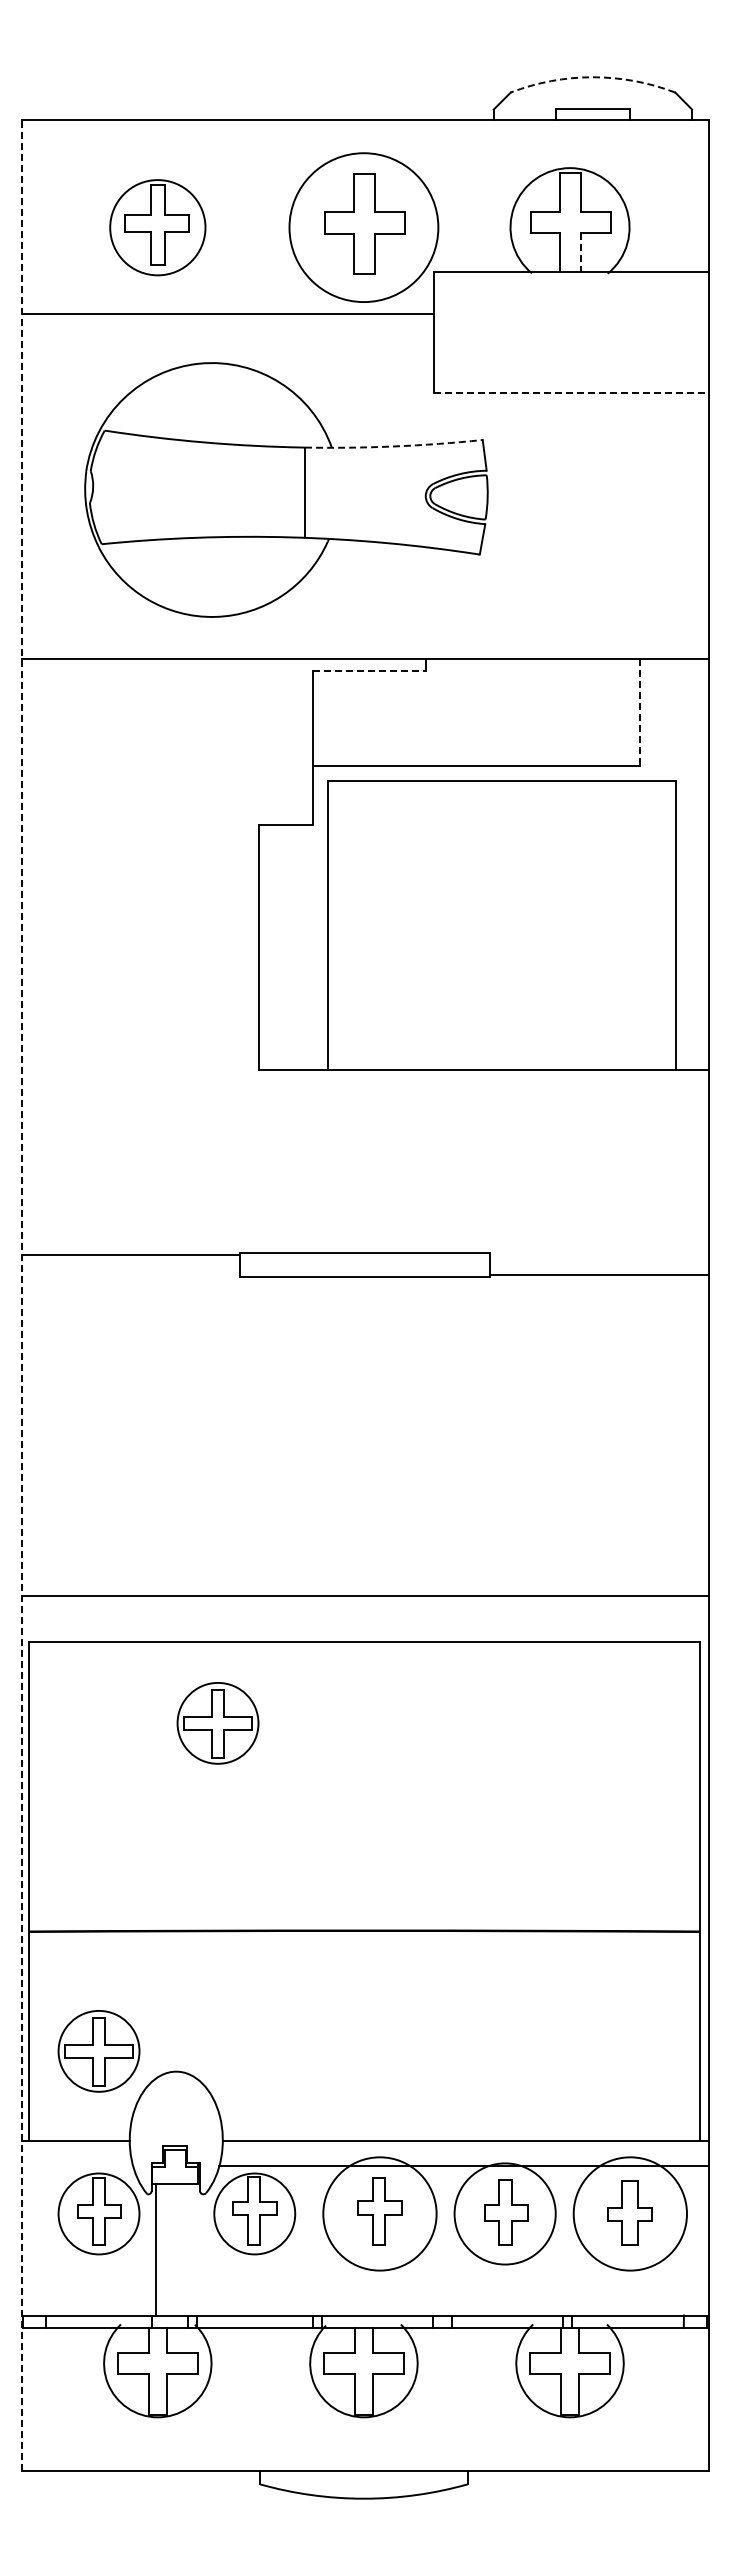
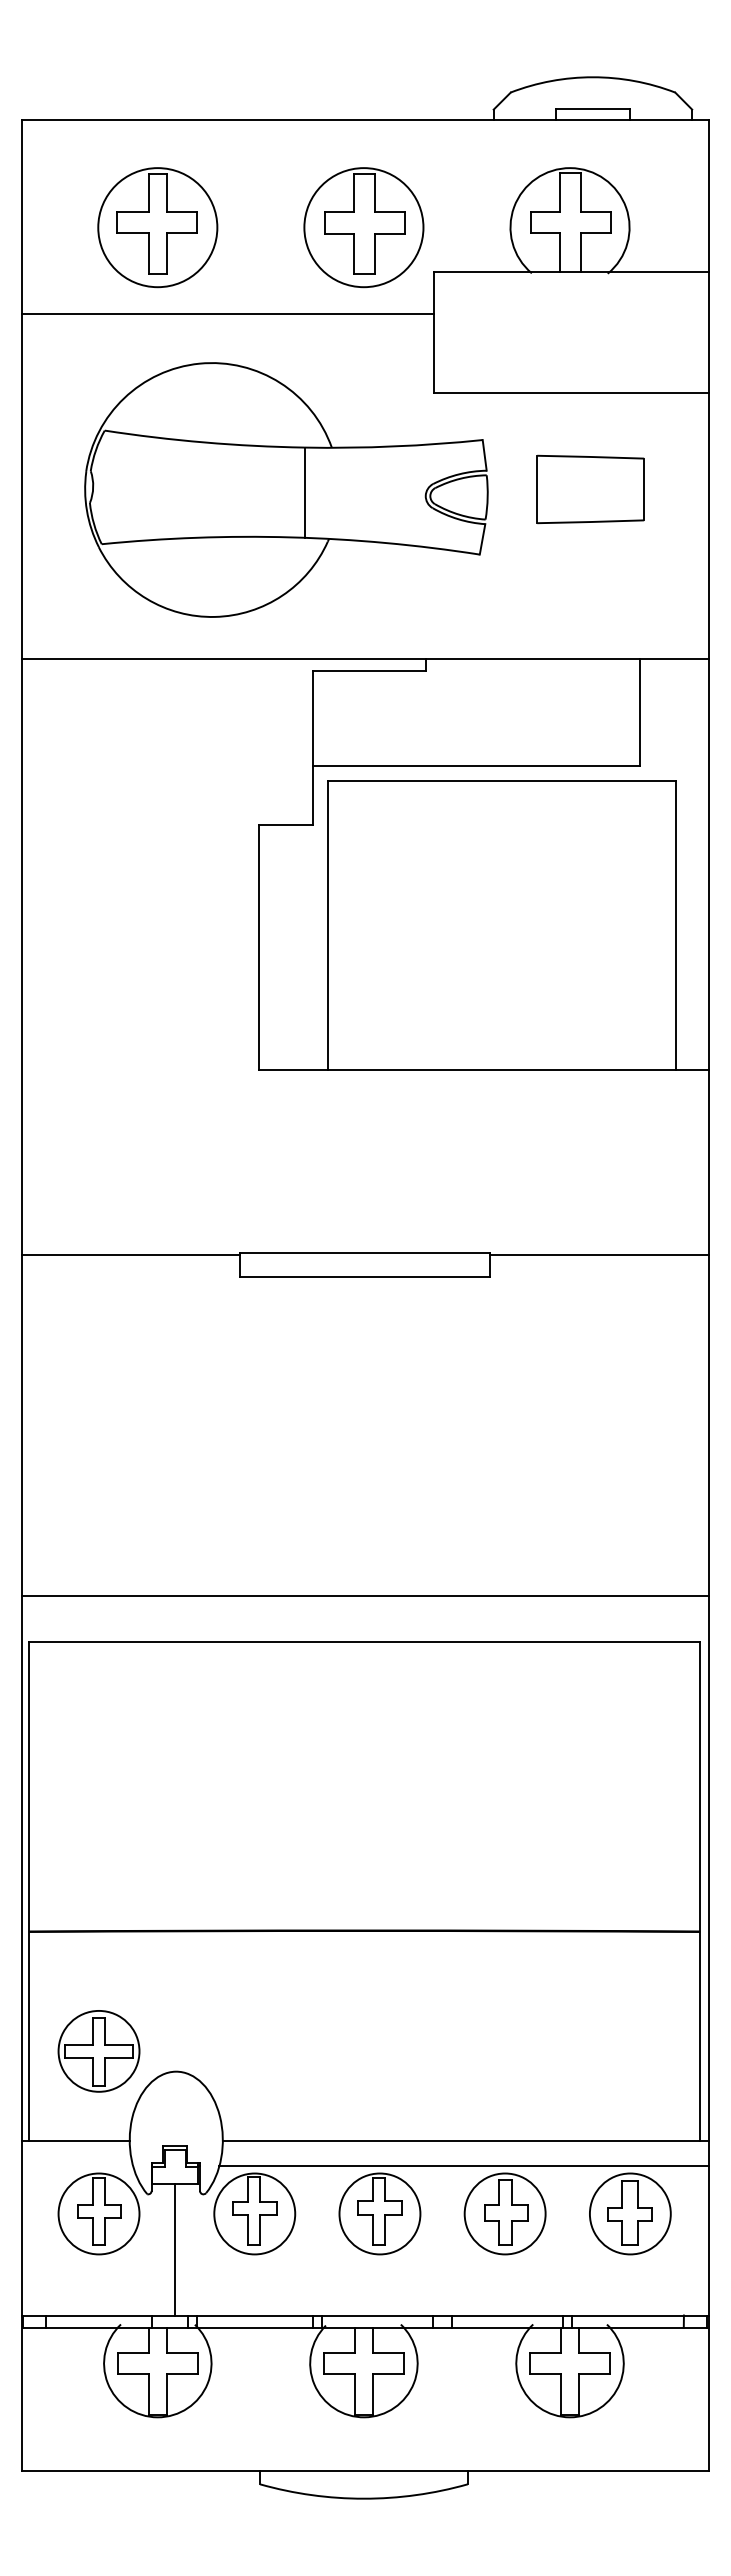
arc: dashed -> solid (592, 77)
part size: 98x98 px -> 122x122 px (157, 227)
circle diameter: 149 px -> 119 px (363, 227)
line: dashed -> solid (581, 253)
line: dashed -> solid (572, 393)
arc: dashed -> solid (394, 446)
part: none -> present (590, 489)
line: dashed -> solid (369, 671)
line: dashed -> solid (639, 712)
line position: (598, 1275) -> (598, 1255) (598, 1255)
line: dashed -> solid (21, 1295)
part: present -> none (217, 1723)
circle diameter: 113 px -> 81 px (379, 2213)
circle diameter: 101 px -> 81 px (504, 2213)
circle diameter: 113 px -> 81 px (629, 2213)
line position: (156, 2249) -> (175, 2249) (175, 2249)
